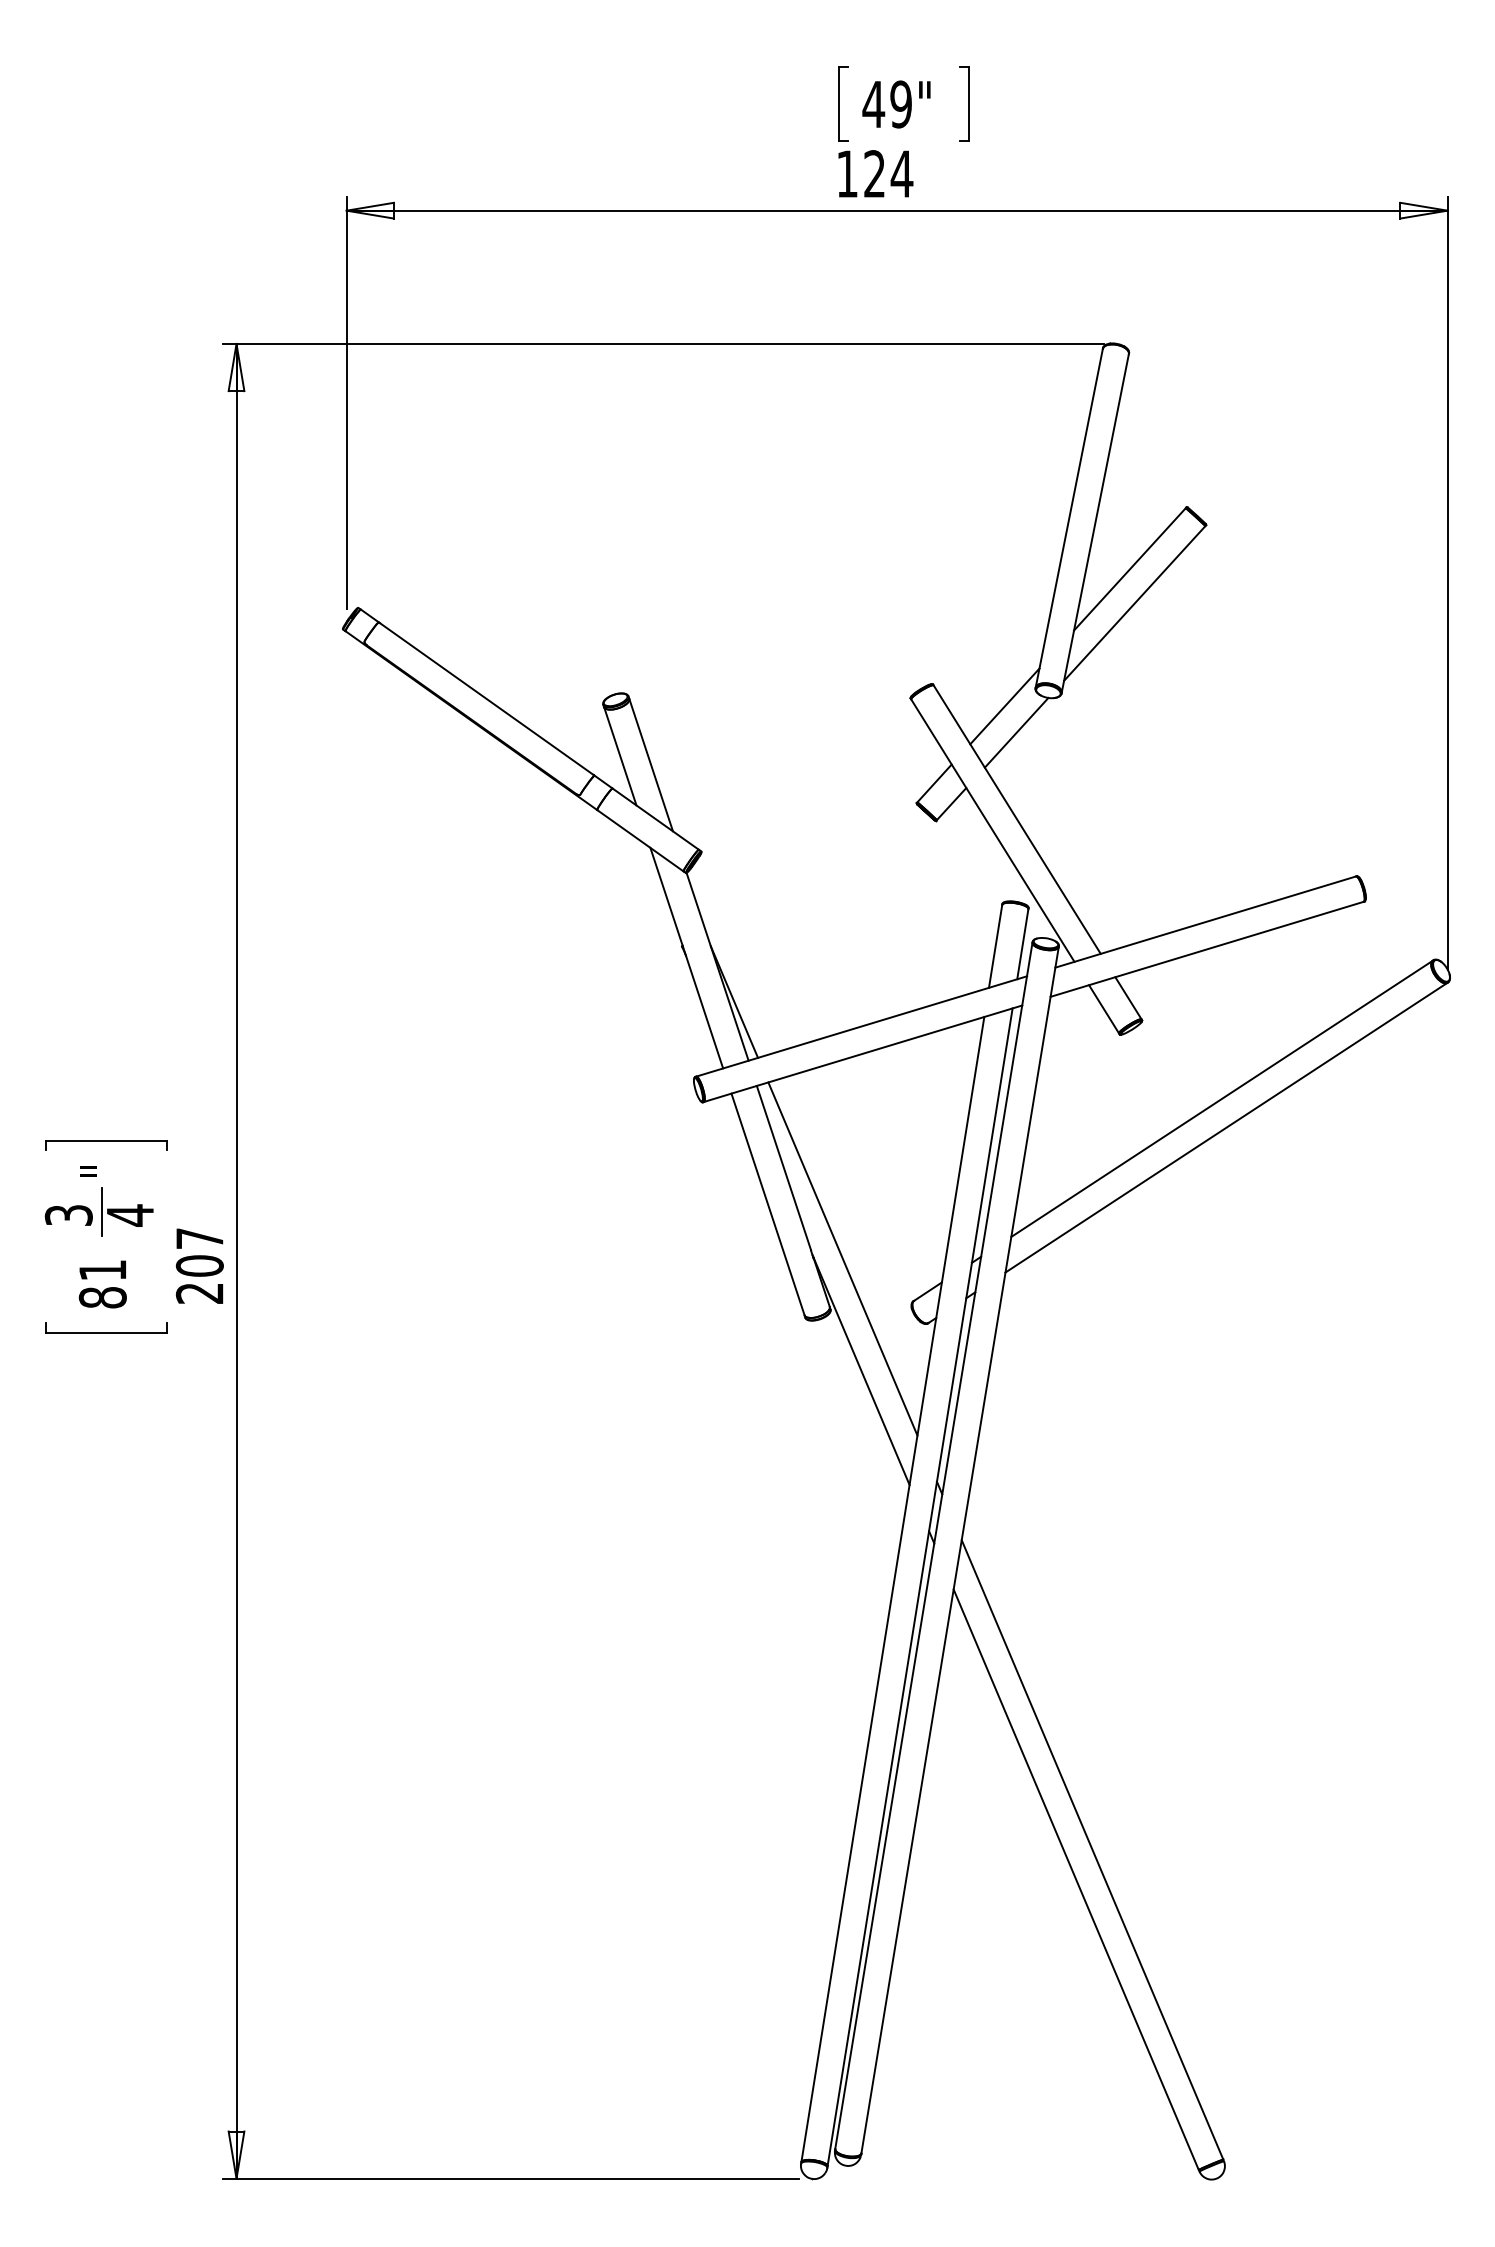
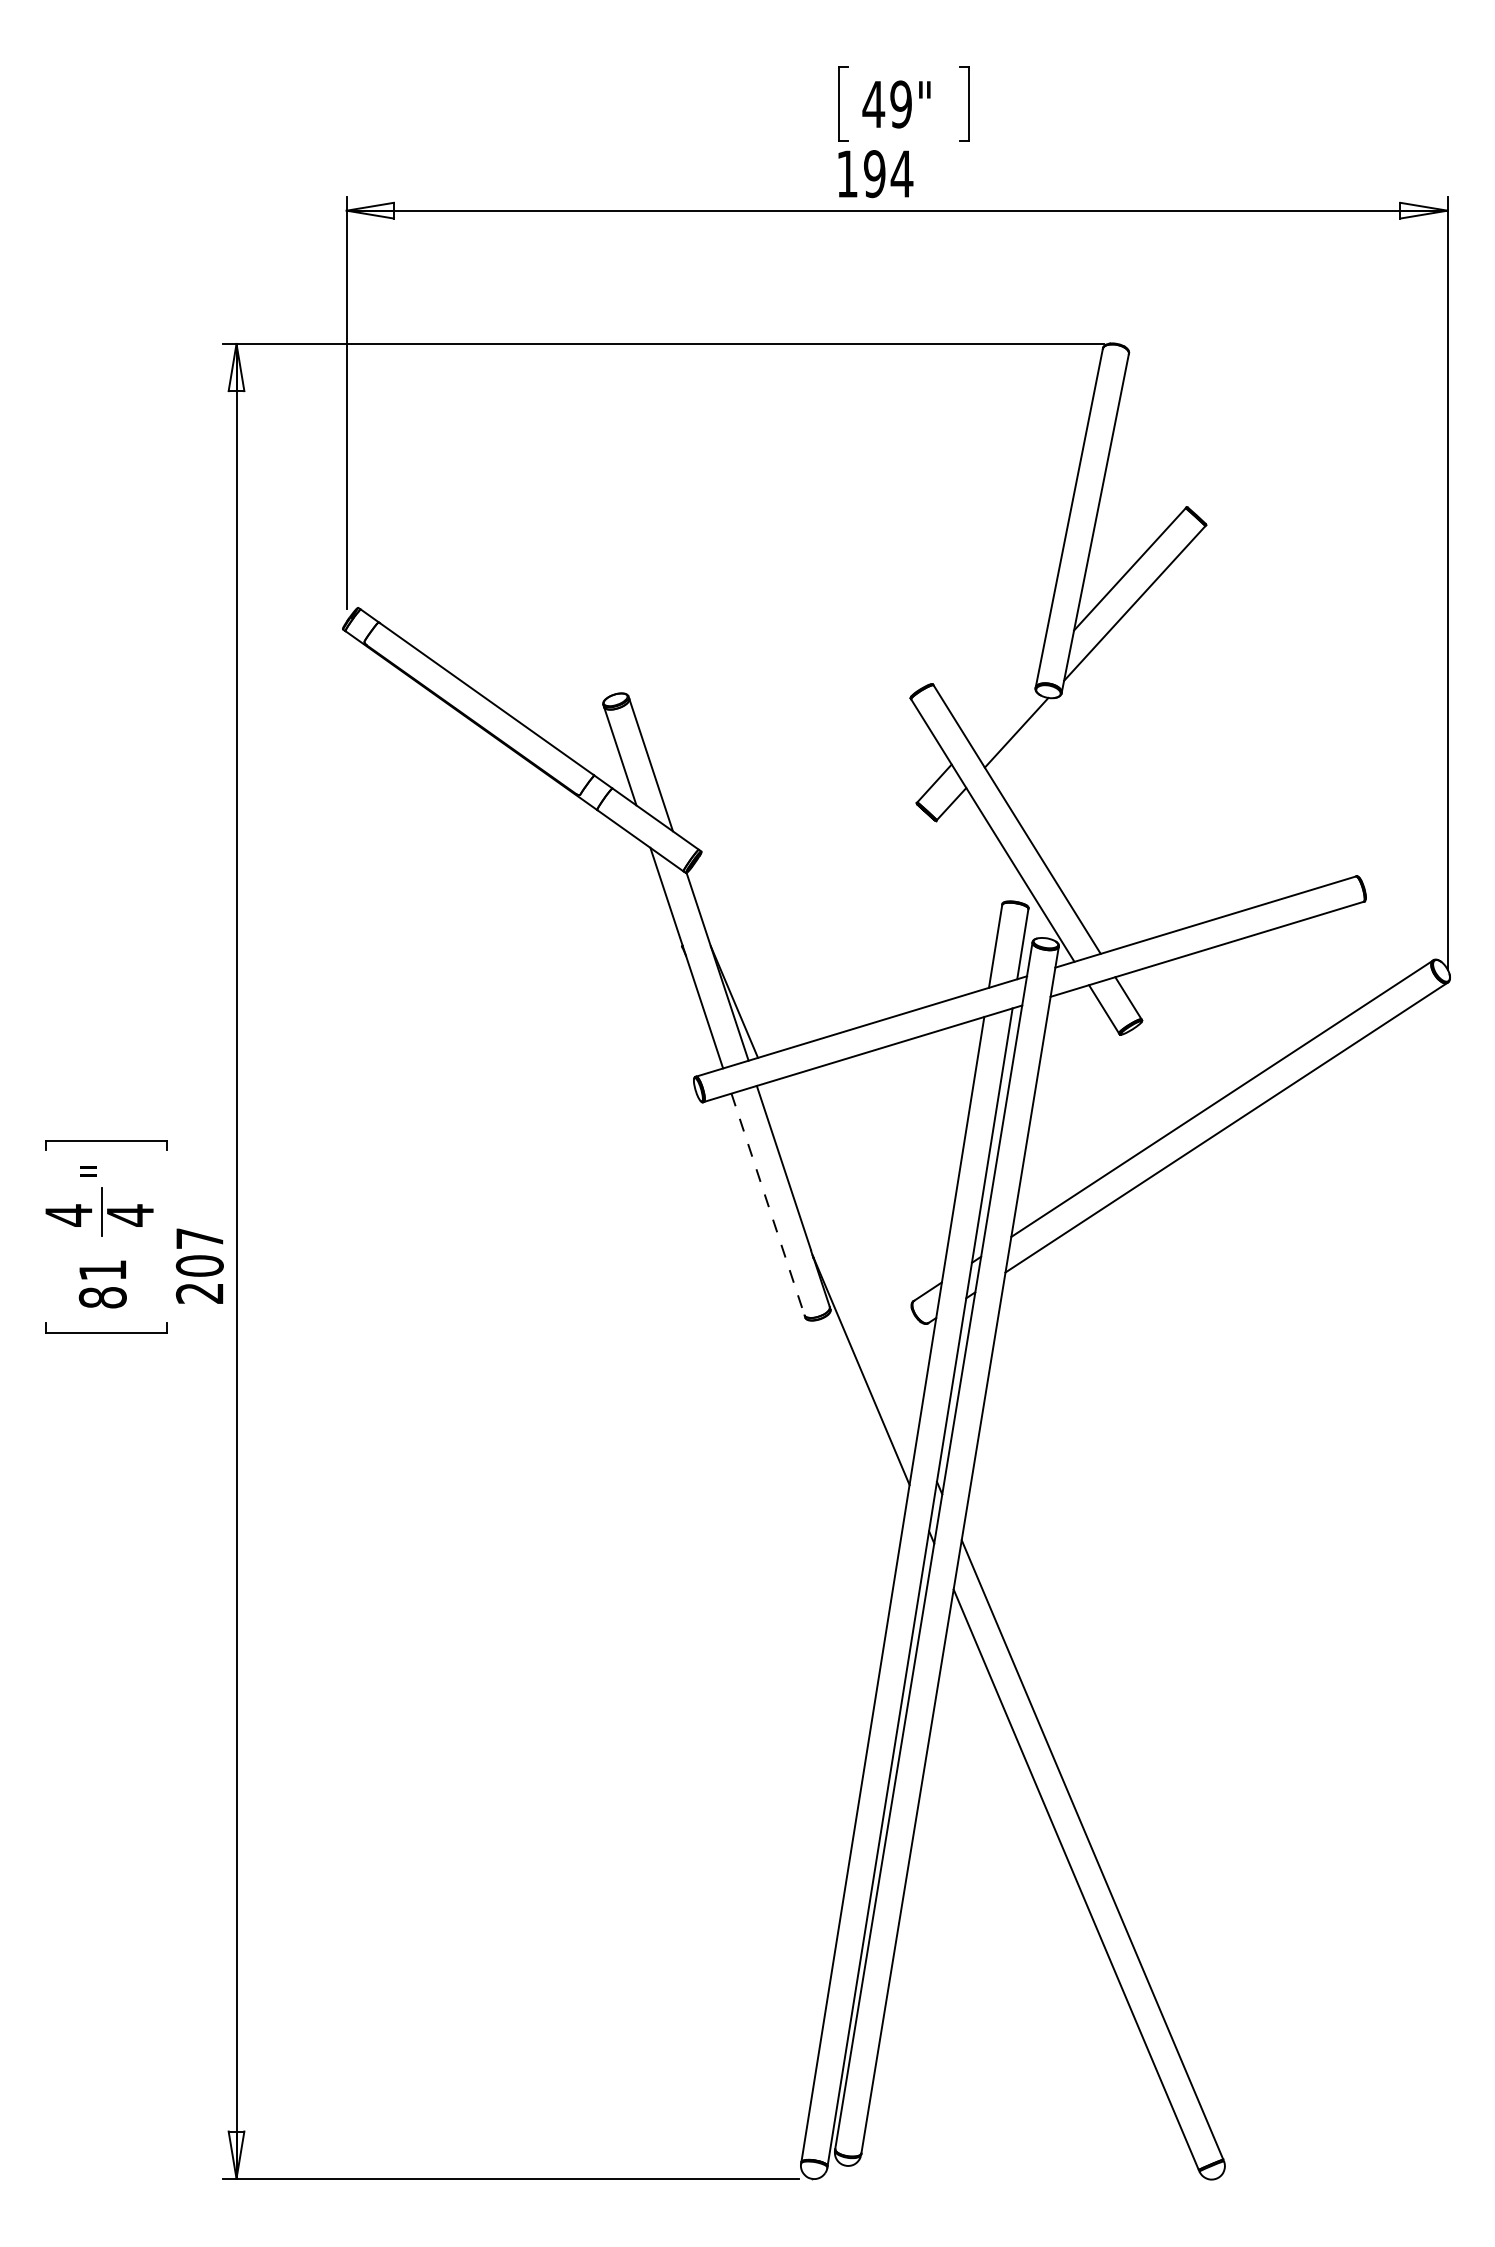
text: 124 -> 194 (874, 174)
line: present -> none (1004, 706)
line: solid -> dashed (768, 1204)
text: 3 -> 4 (68, 1215)
line: present -> none (842, 1258)
